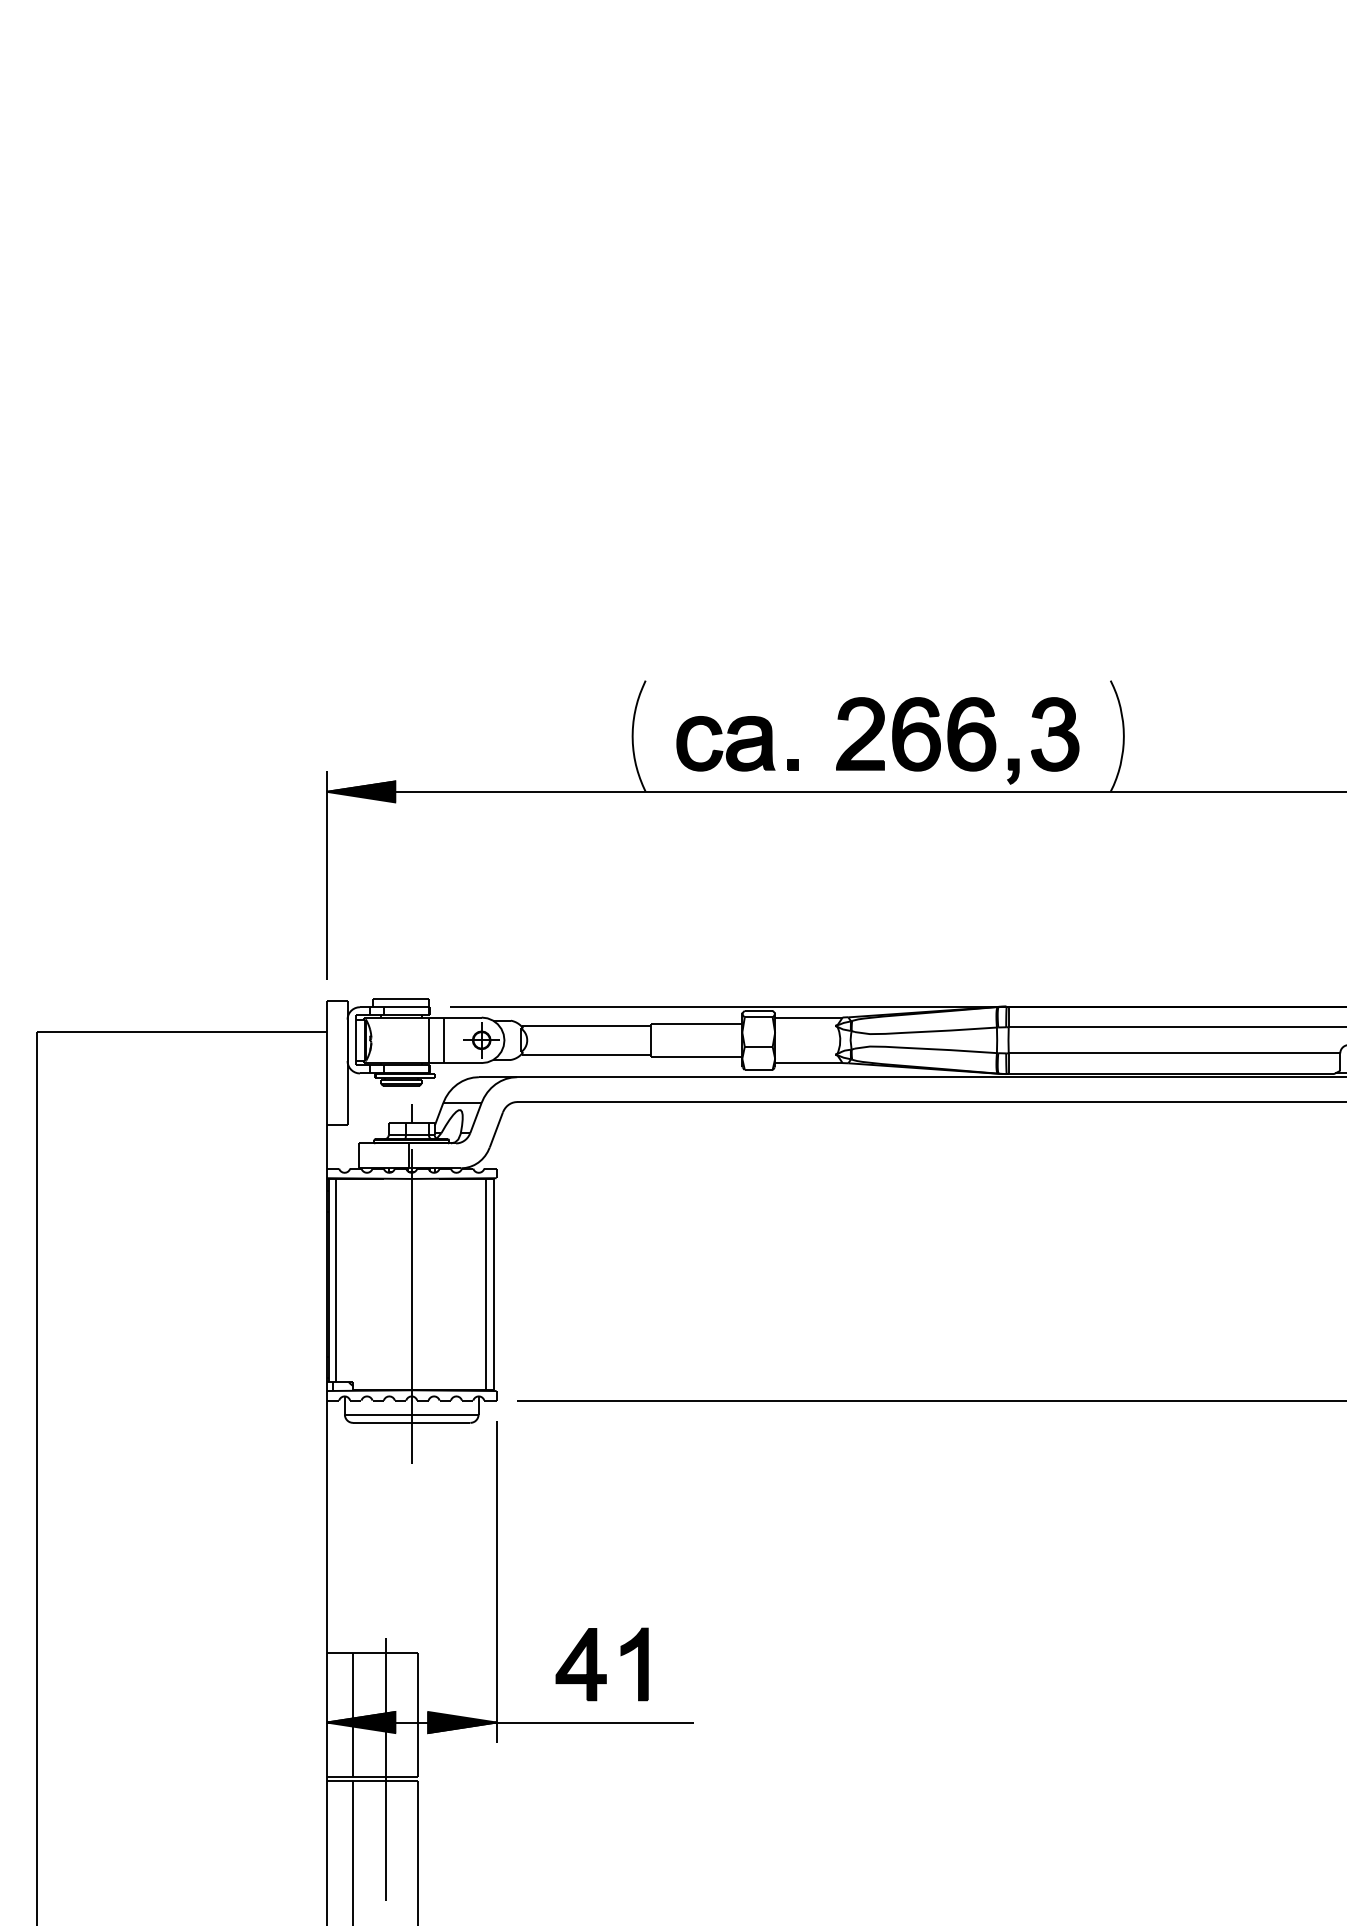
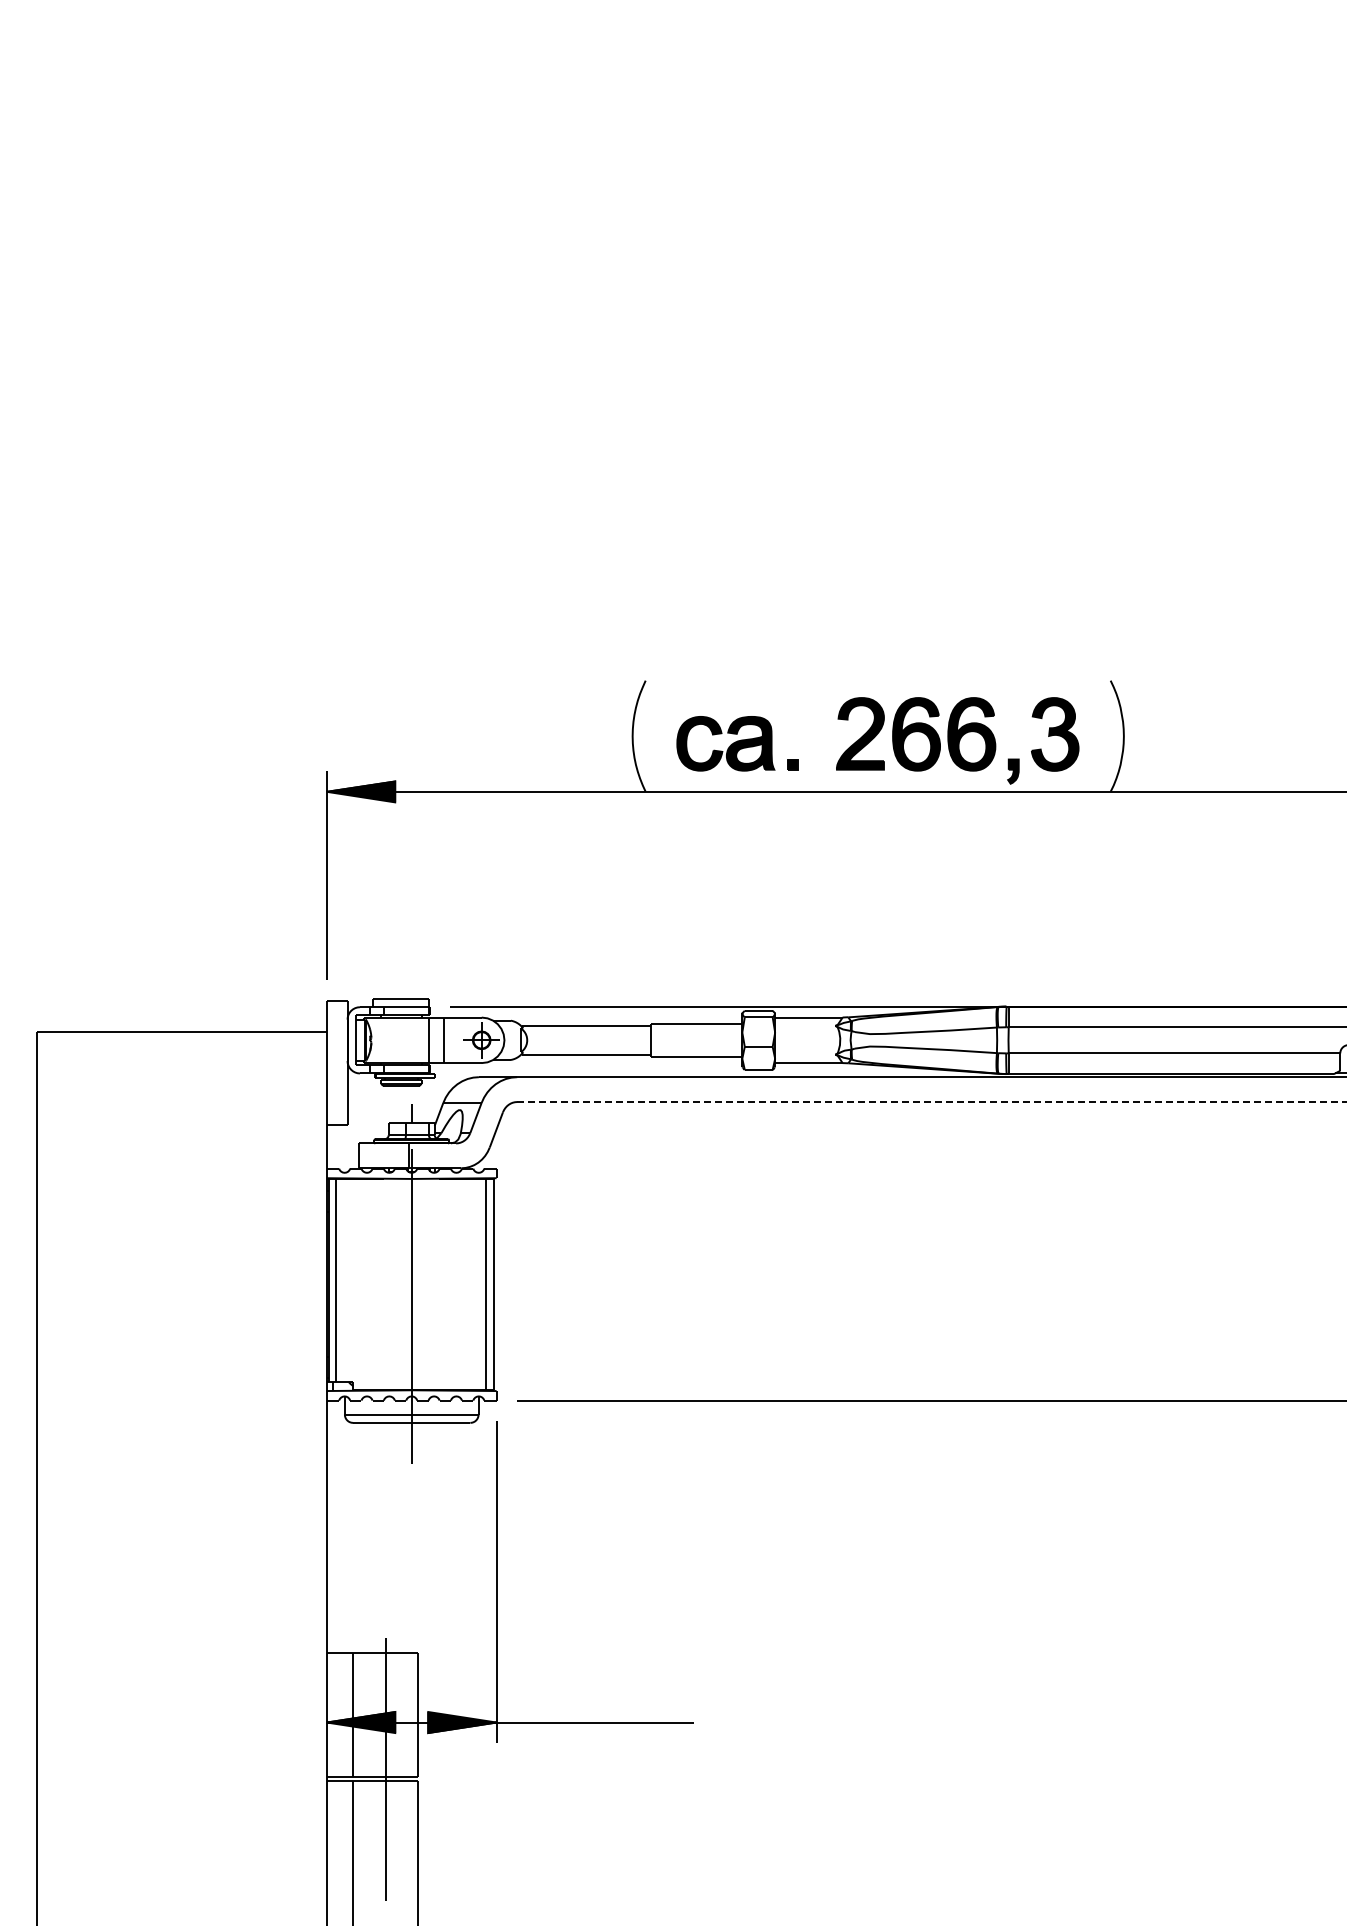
line: solid -> dashed (932, 1102)
part: present -> none (601, 1664)
